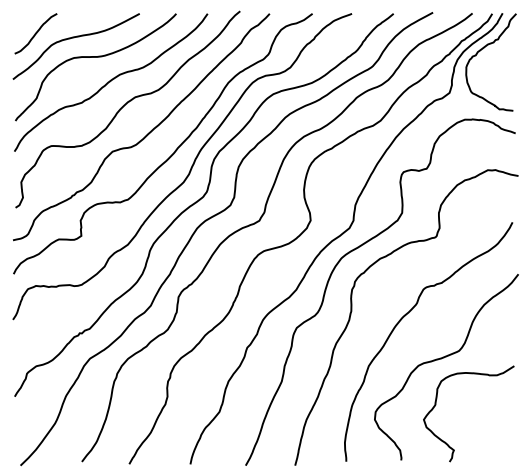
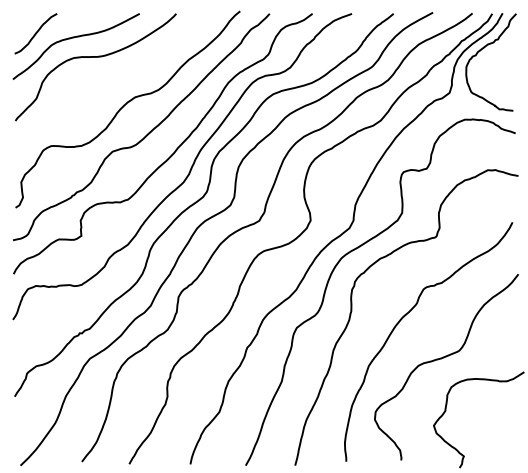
curve: present -> none (111, 81)
curve position: (436, 405) -> (446, 411) (446, 411)
